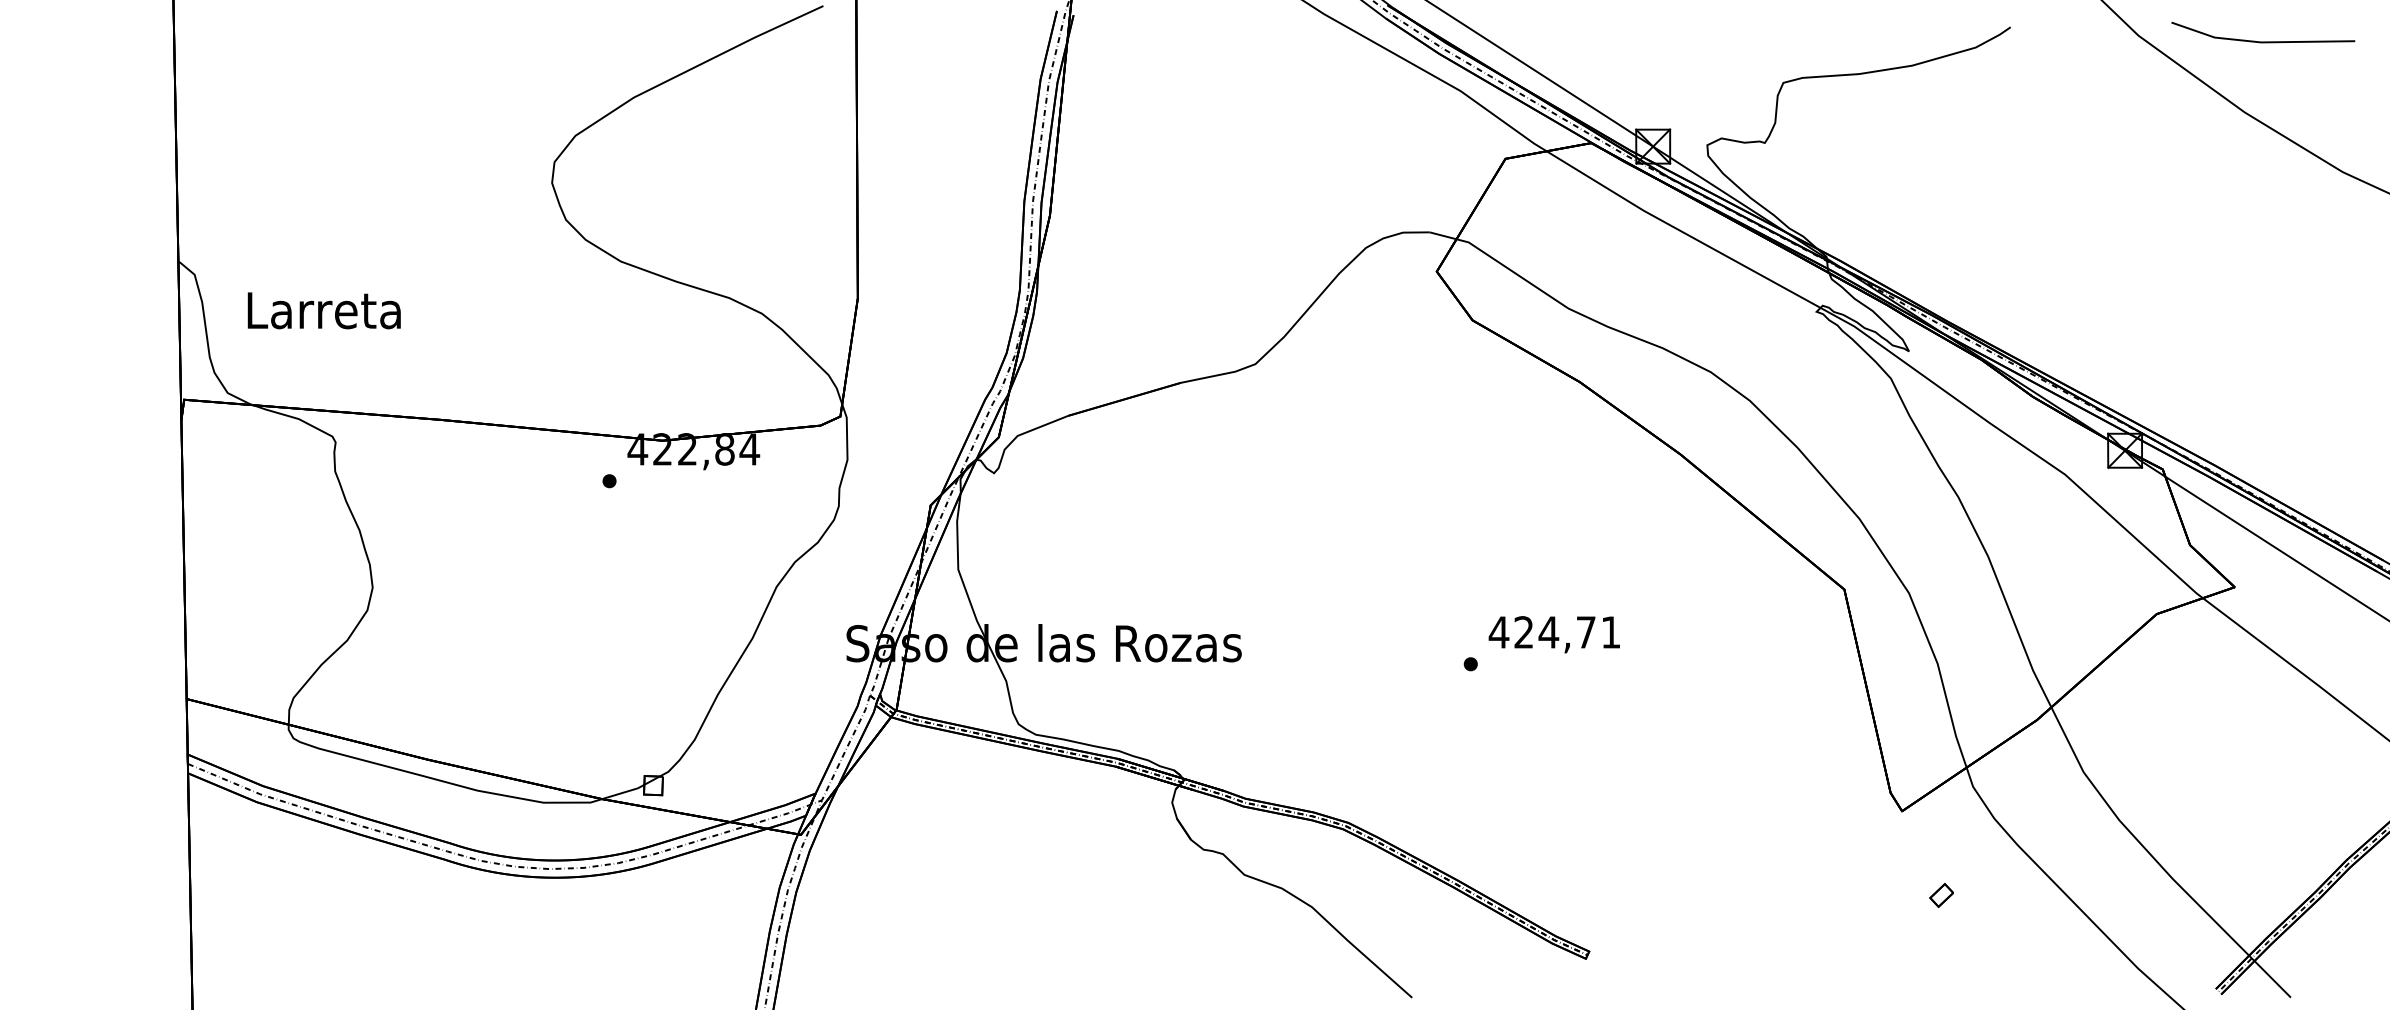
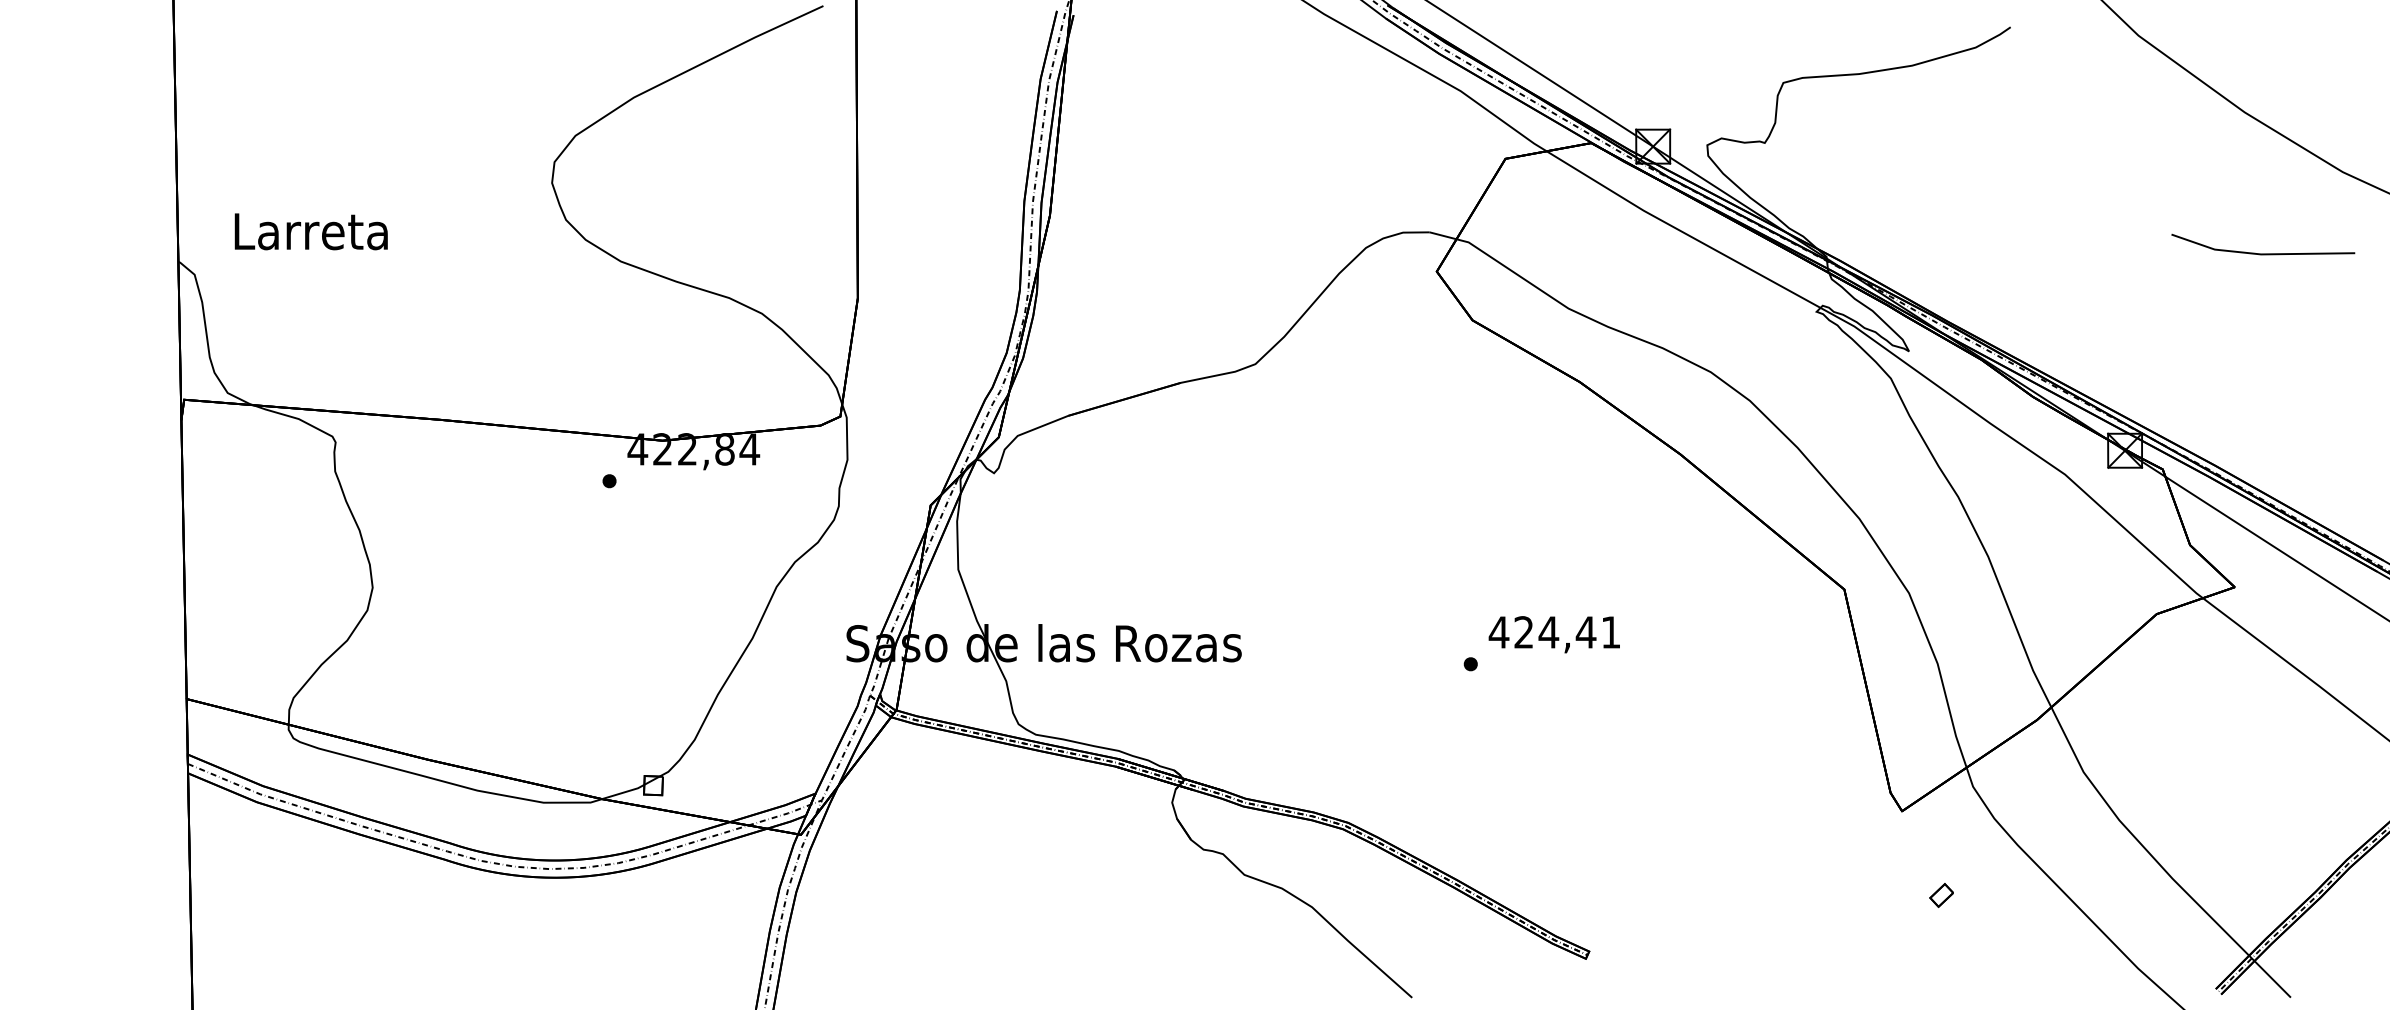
line position: (2263, 41) -> (2263, 253) (2263, 253)
text position: (323, 310) -> (310, 231) (310, 231)
text: 424,71 -> 424,41 (1585, 632)
